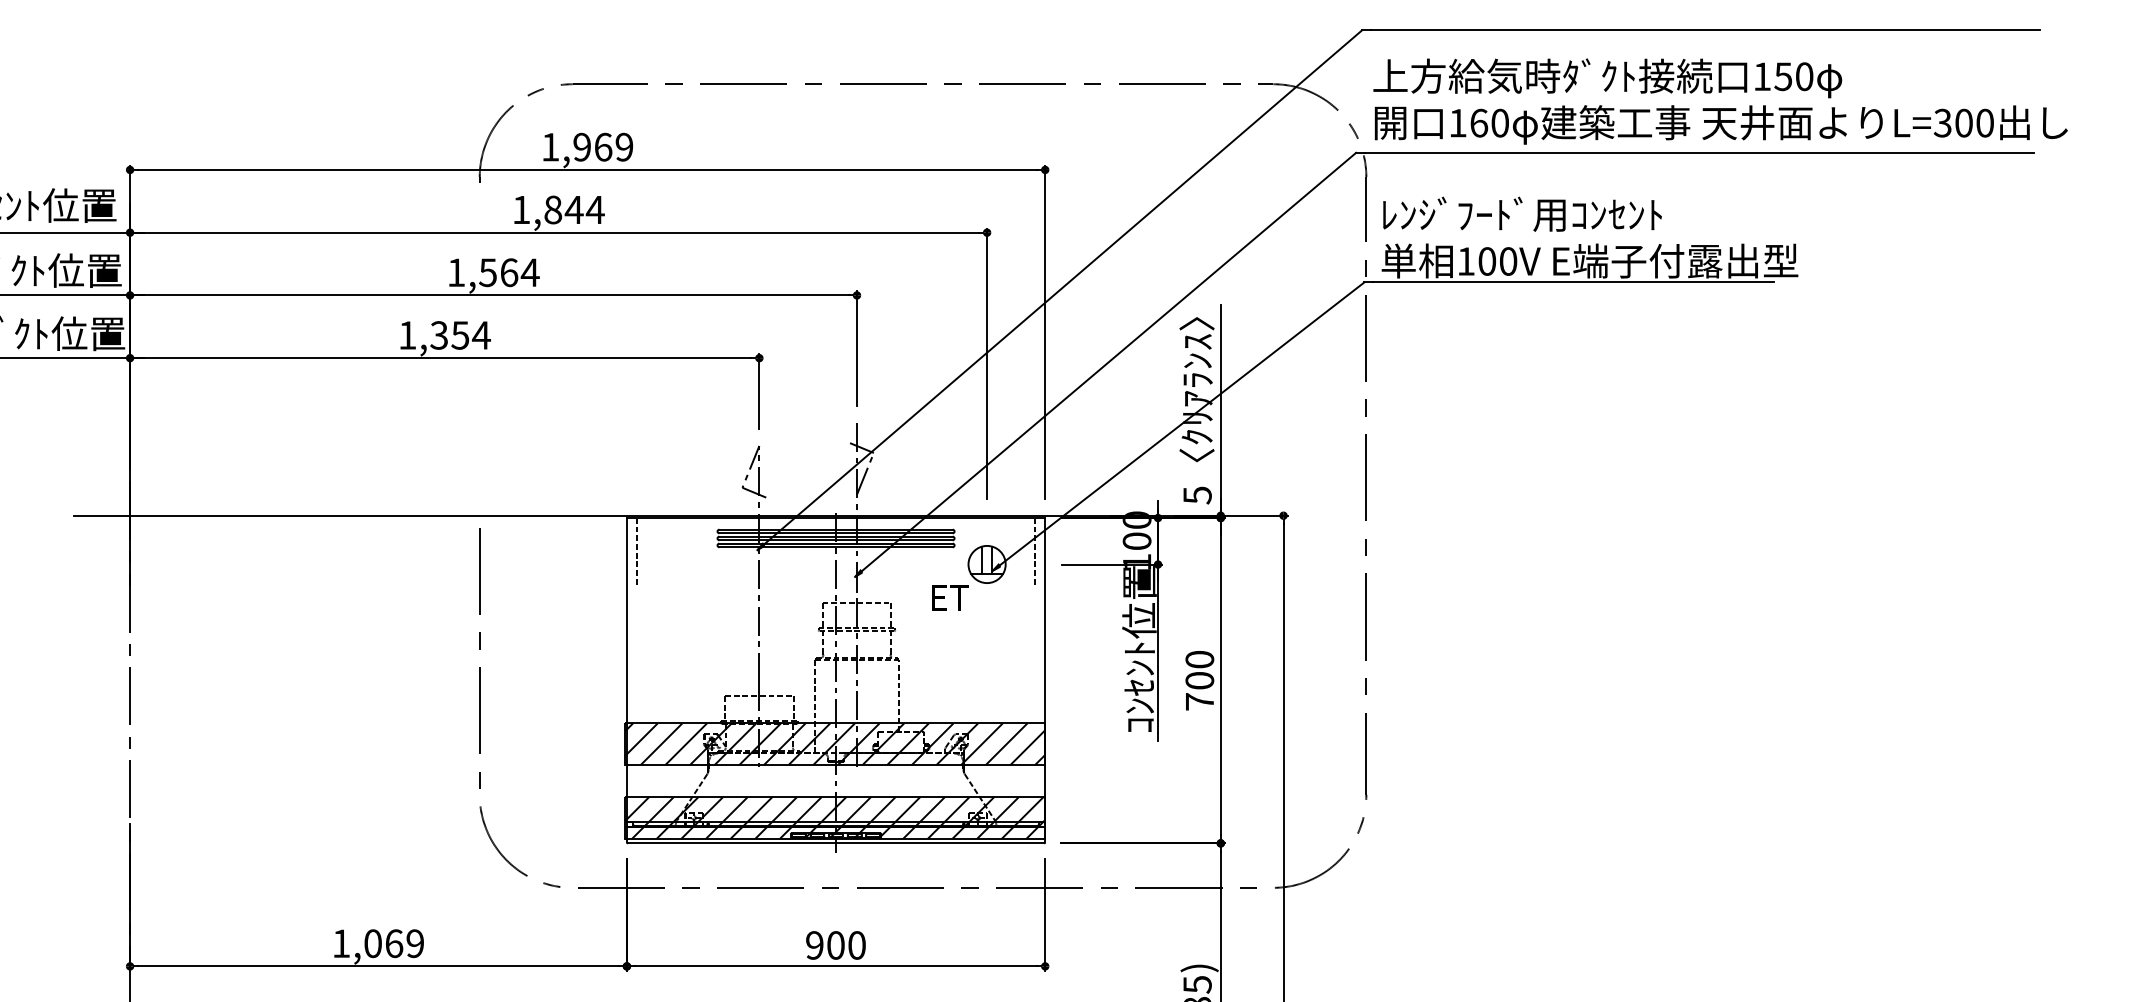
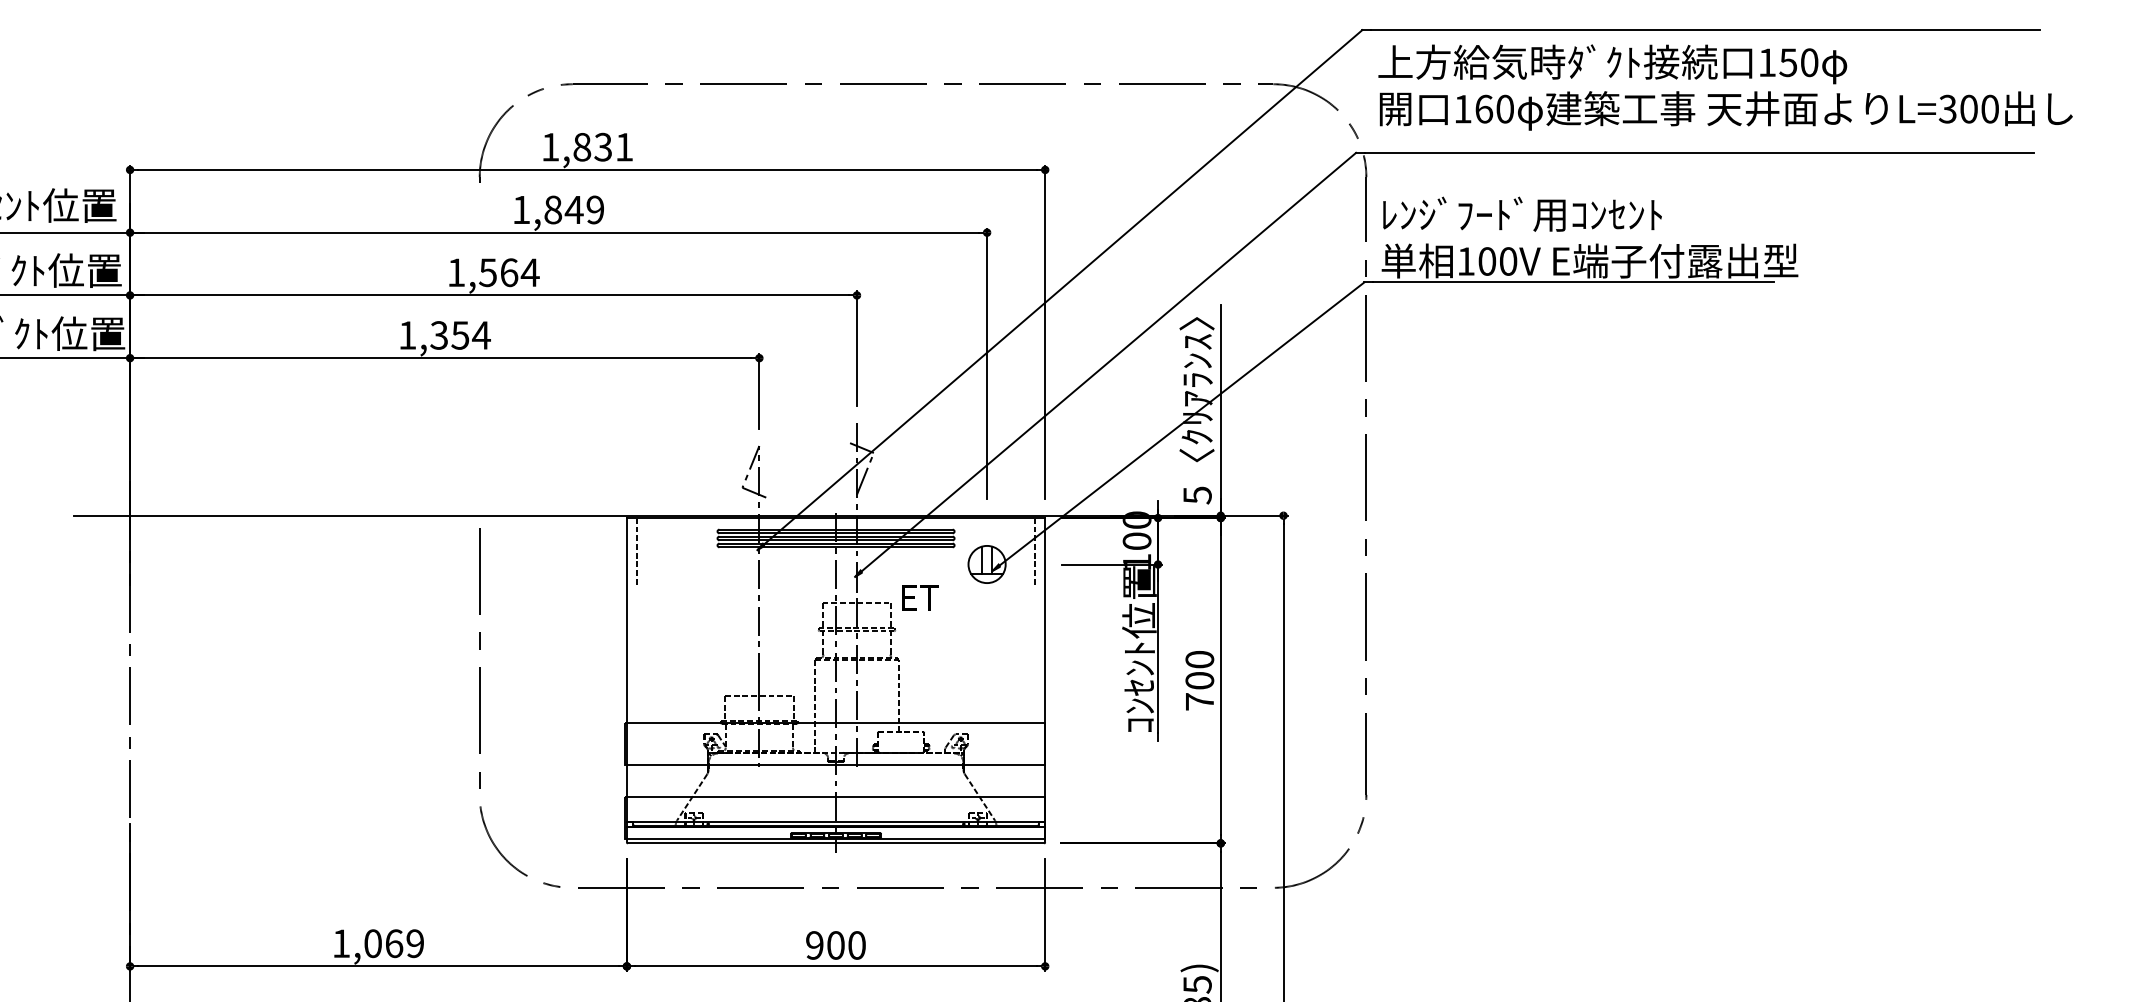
text position: (1720, 101) -> (1725, 87) (1725, 87)
text: 1,969 -> 1,831 (603, 146)
text: 1,844 -> 1,849 (594, 209)
text position: (950, 597) -> (920, 597) (920, 597)
hatch: present -> none (835, 744)
hatch: present -> none (835, 817)
